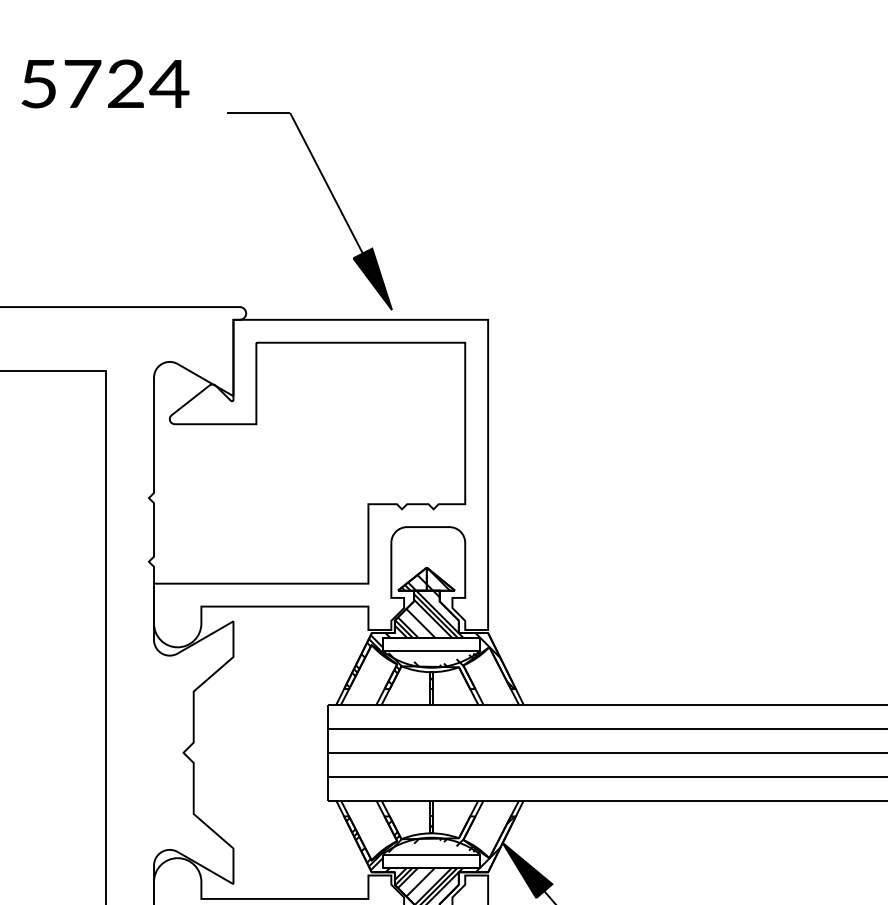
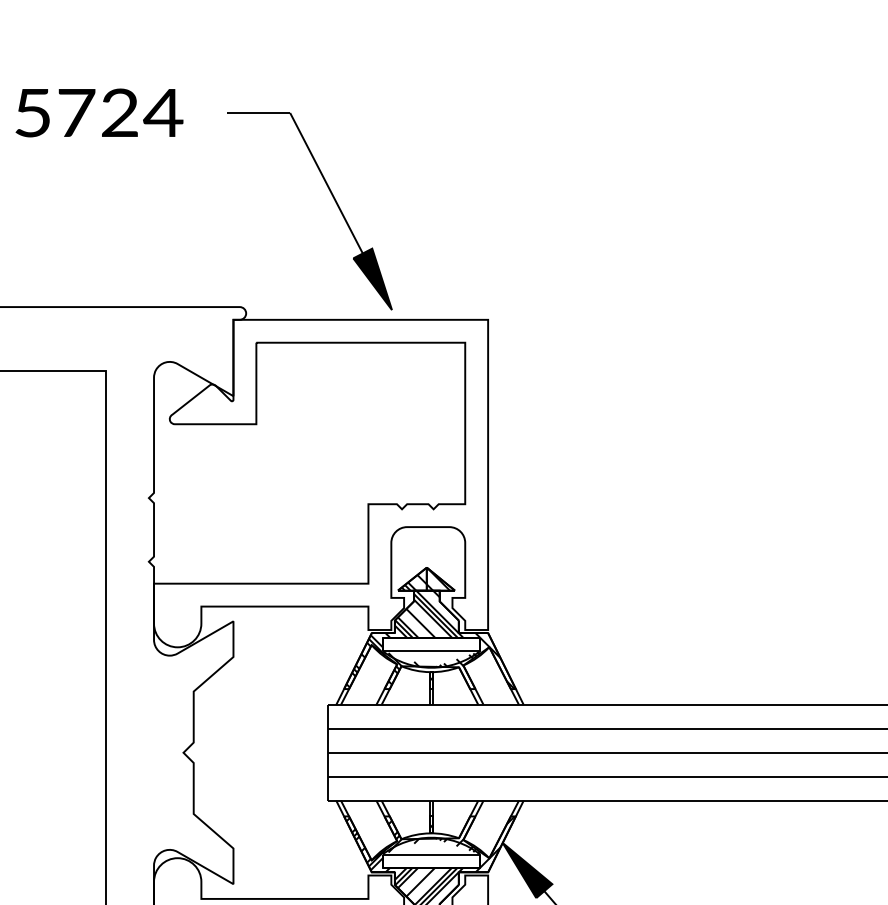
text position: (105, 83) -> (99, 112) (99, 112)
